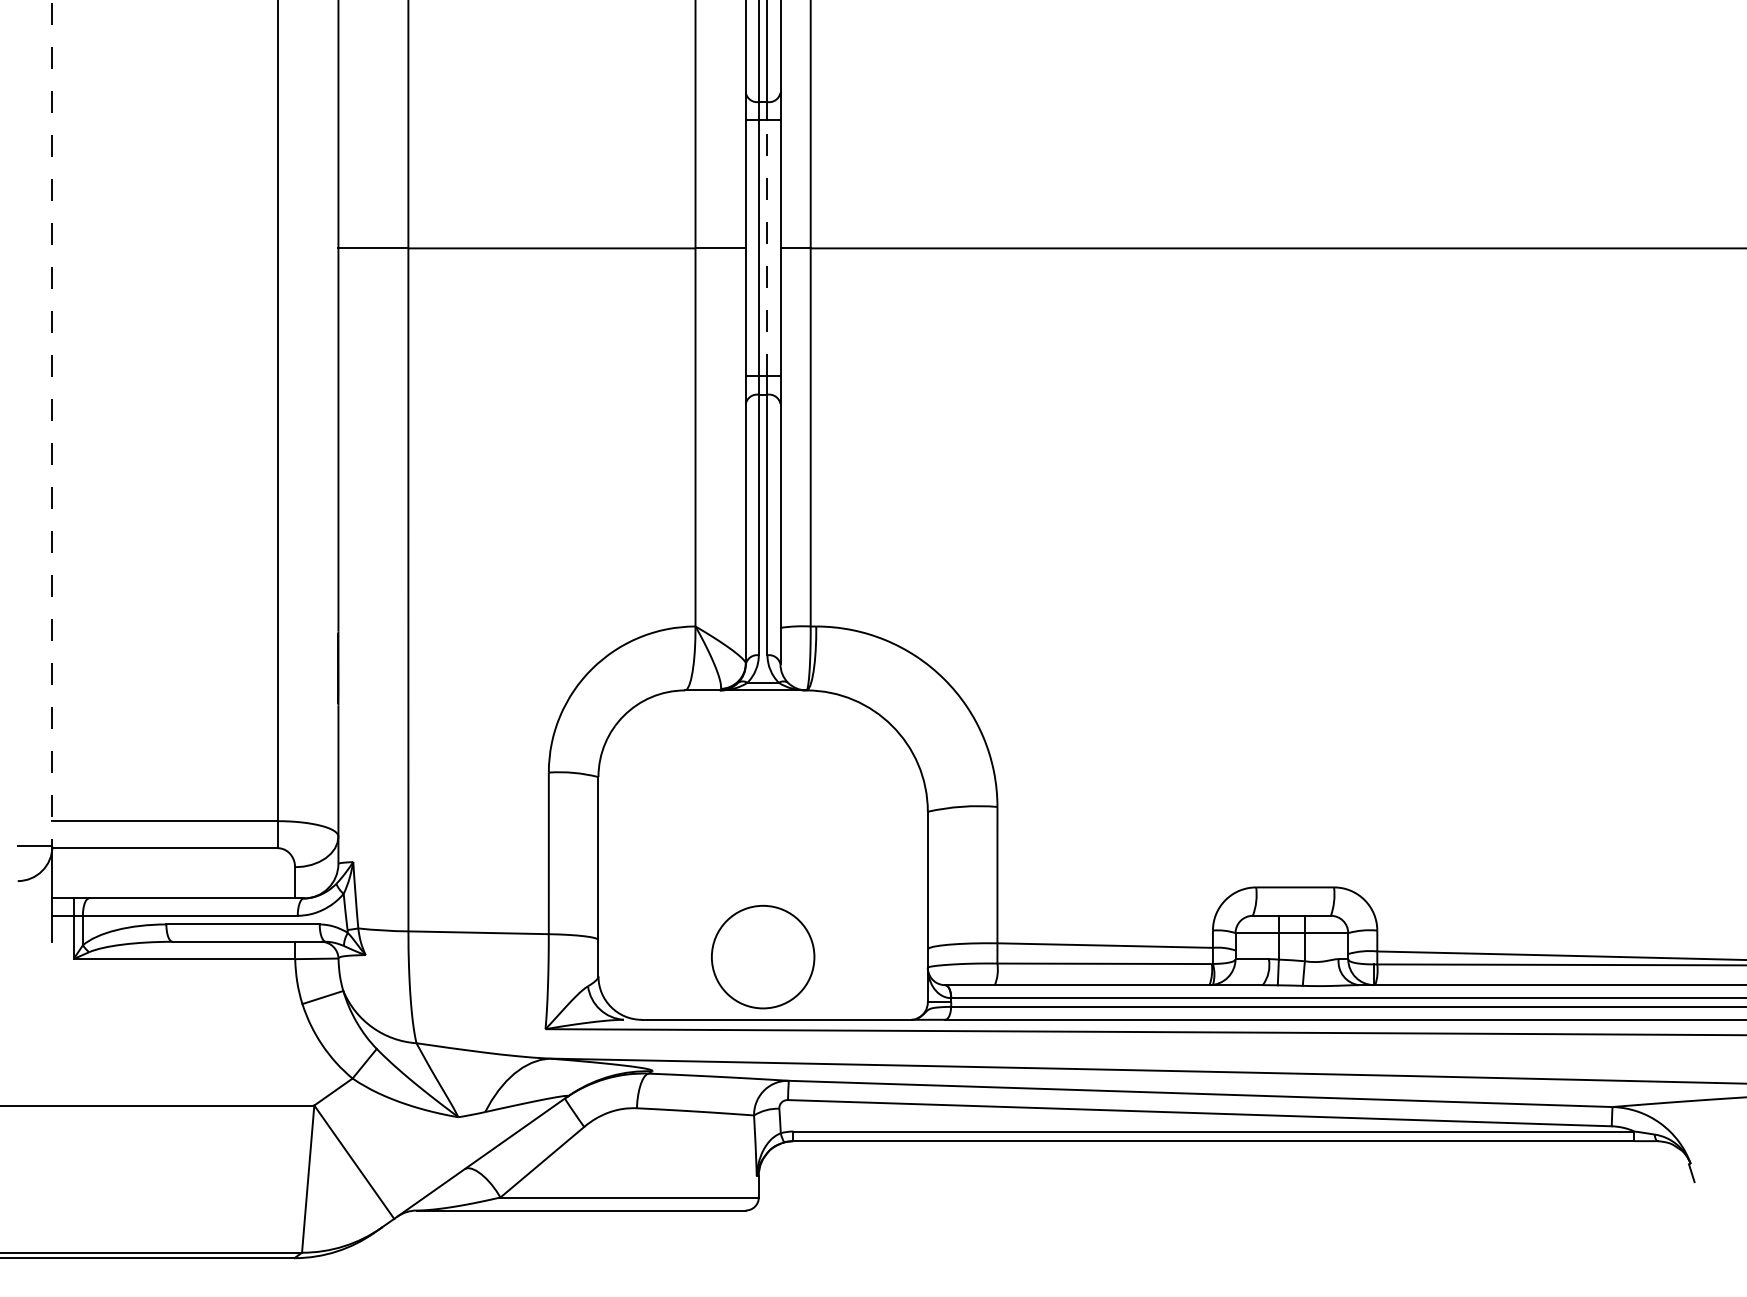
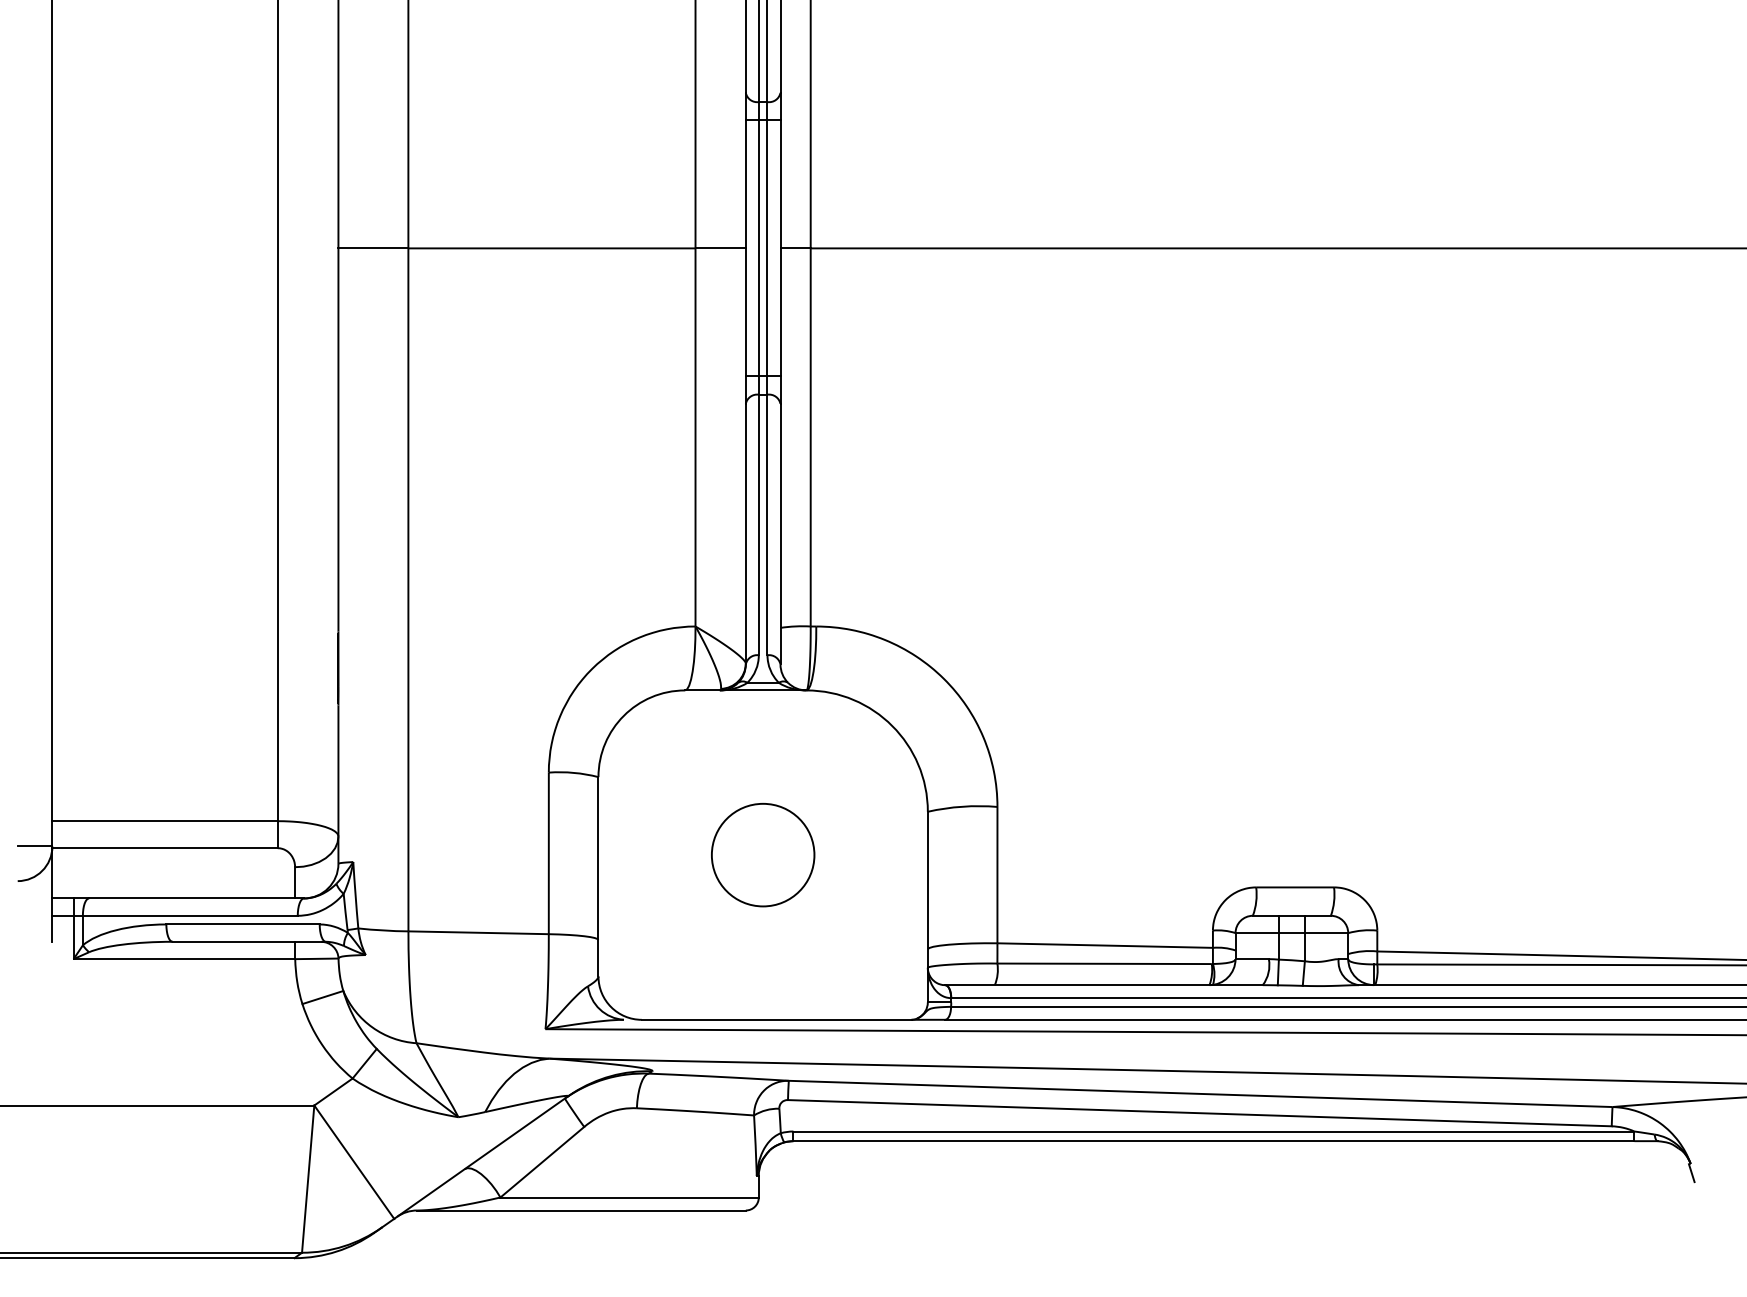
line: dashed -> solid (767, 248)
line: dashed -> solid (52, 423)
circle position: (763, 956) -> (763, 854) (763, 854)
